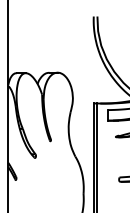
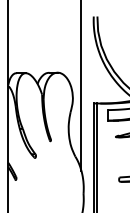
line: none -> present (81, 86)
